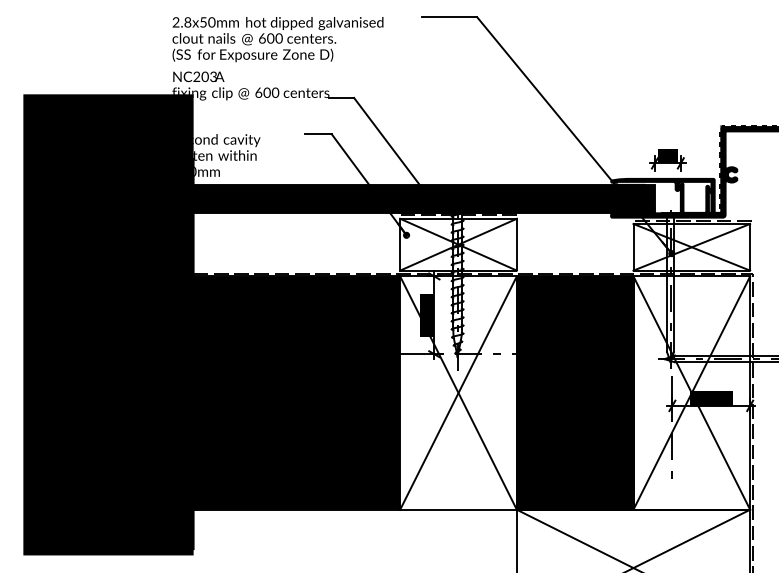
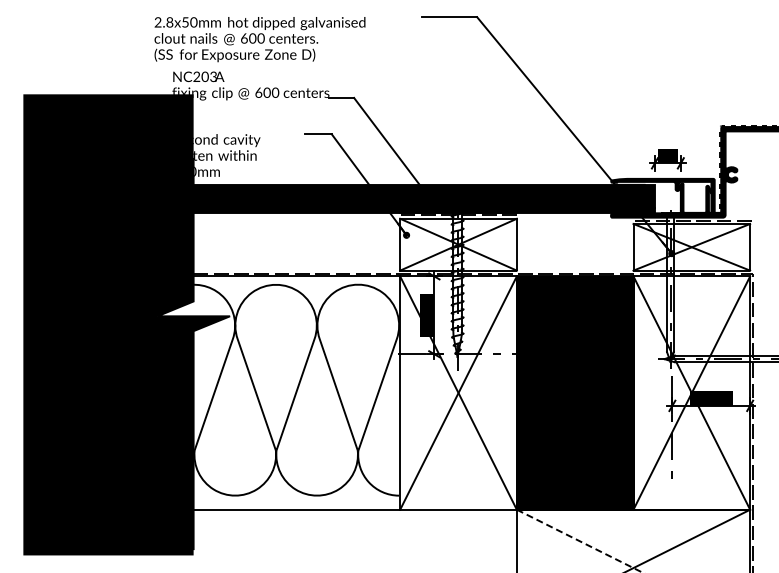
text position: (277, 39) -> (259, 39) (259, 39)
fill: present -> none (278, 392)
line: solid -> dashed (580, 541)
